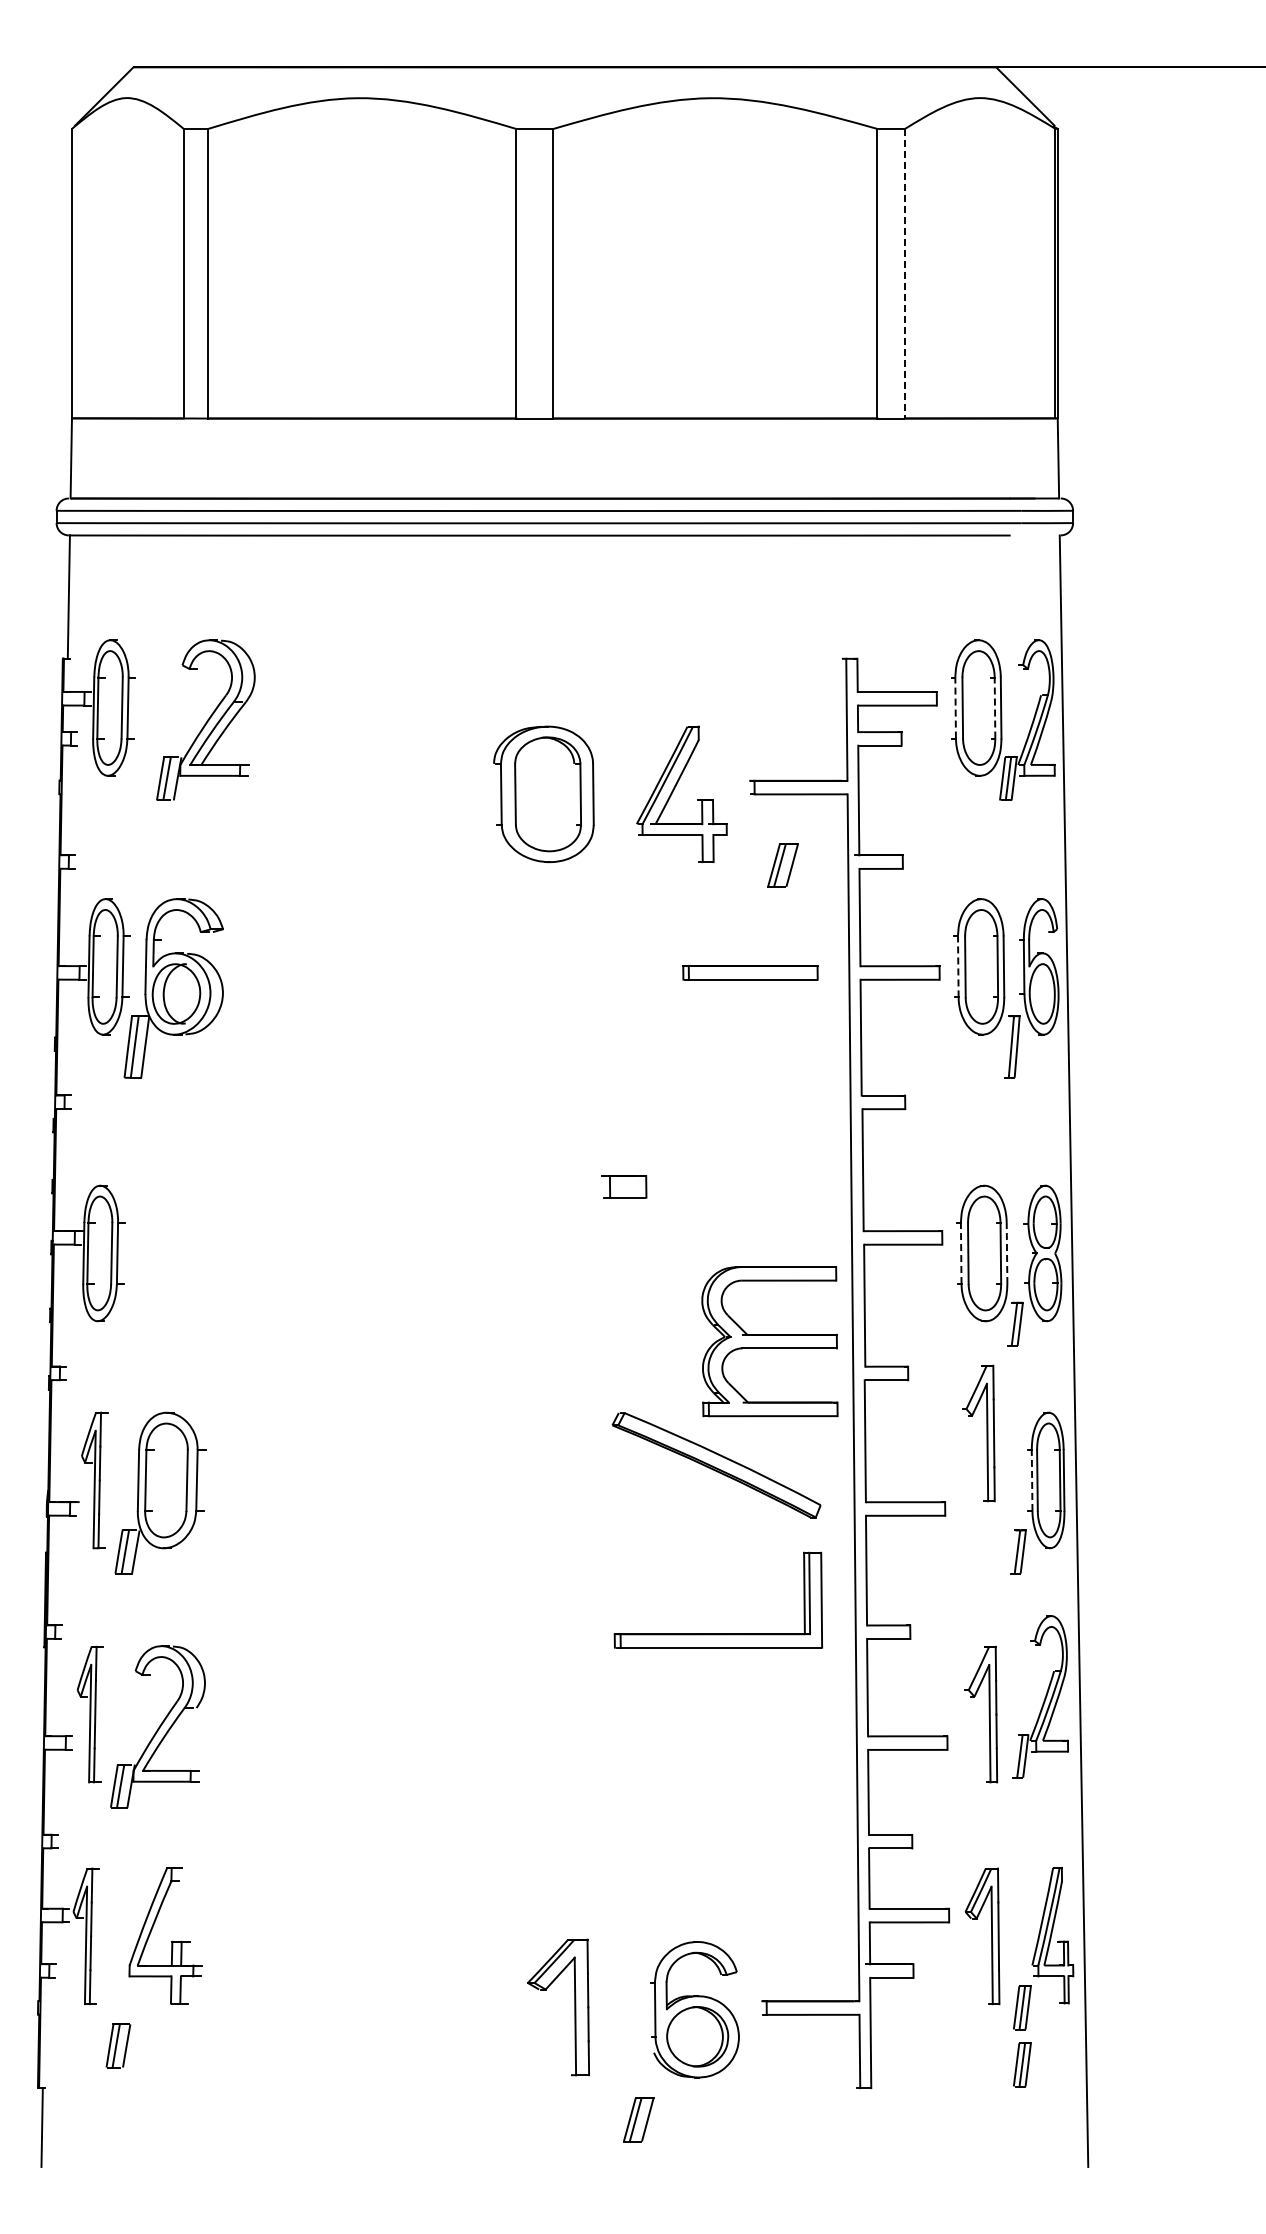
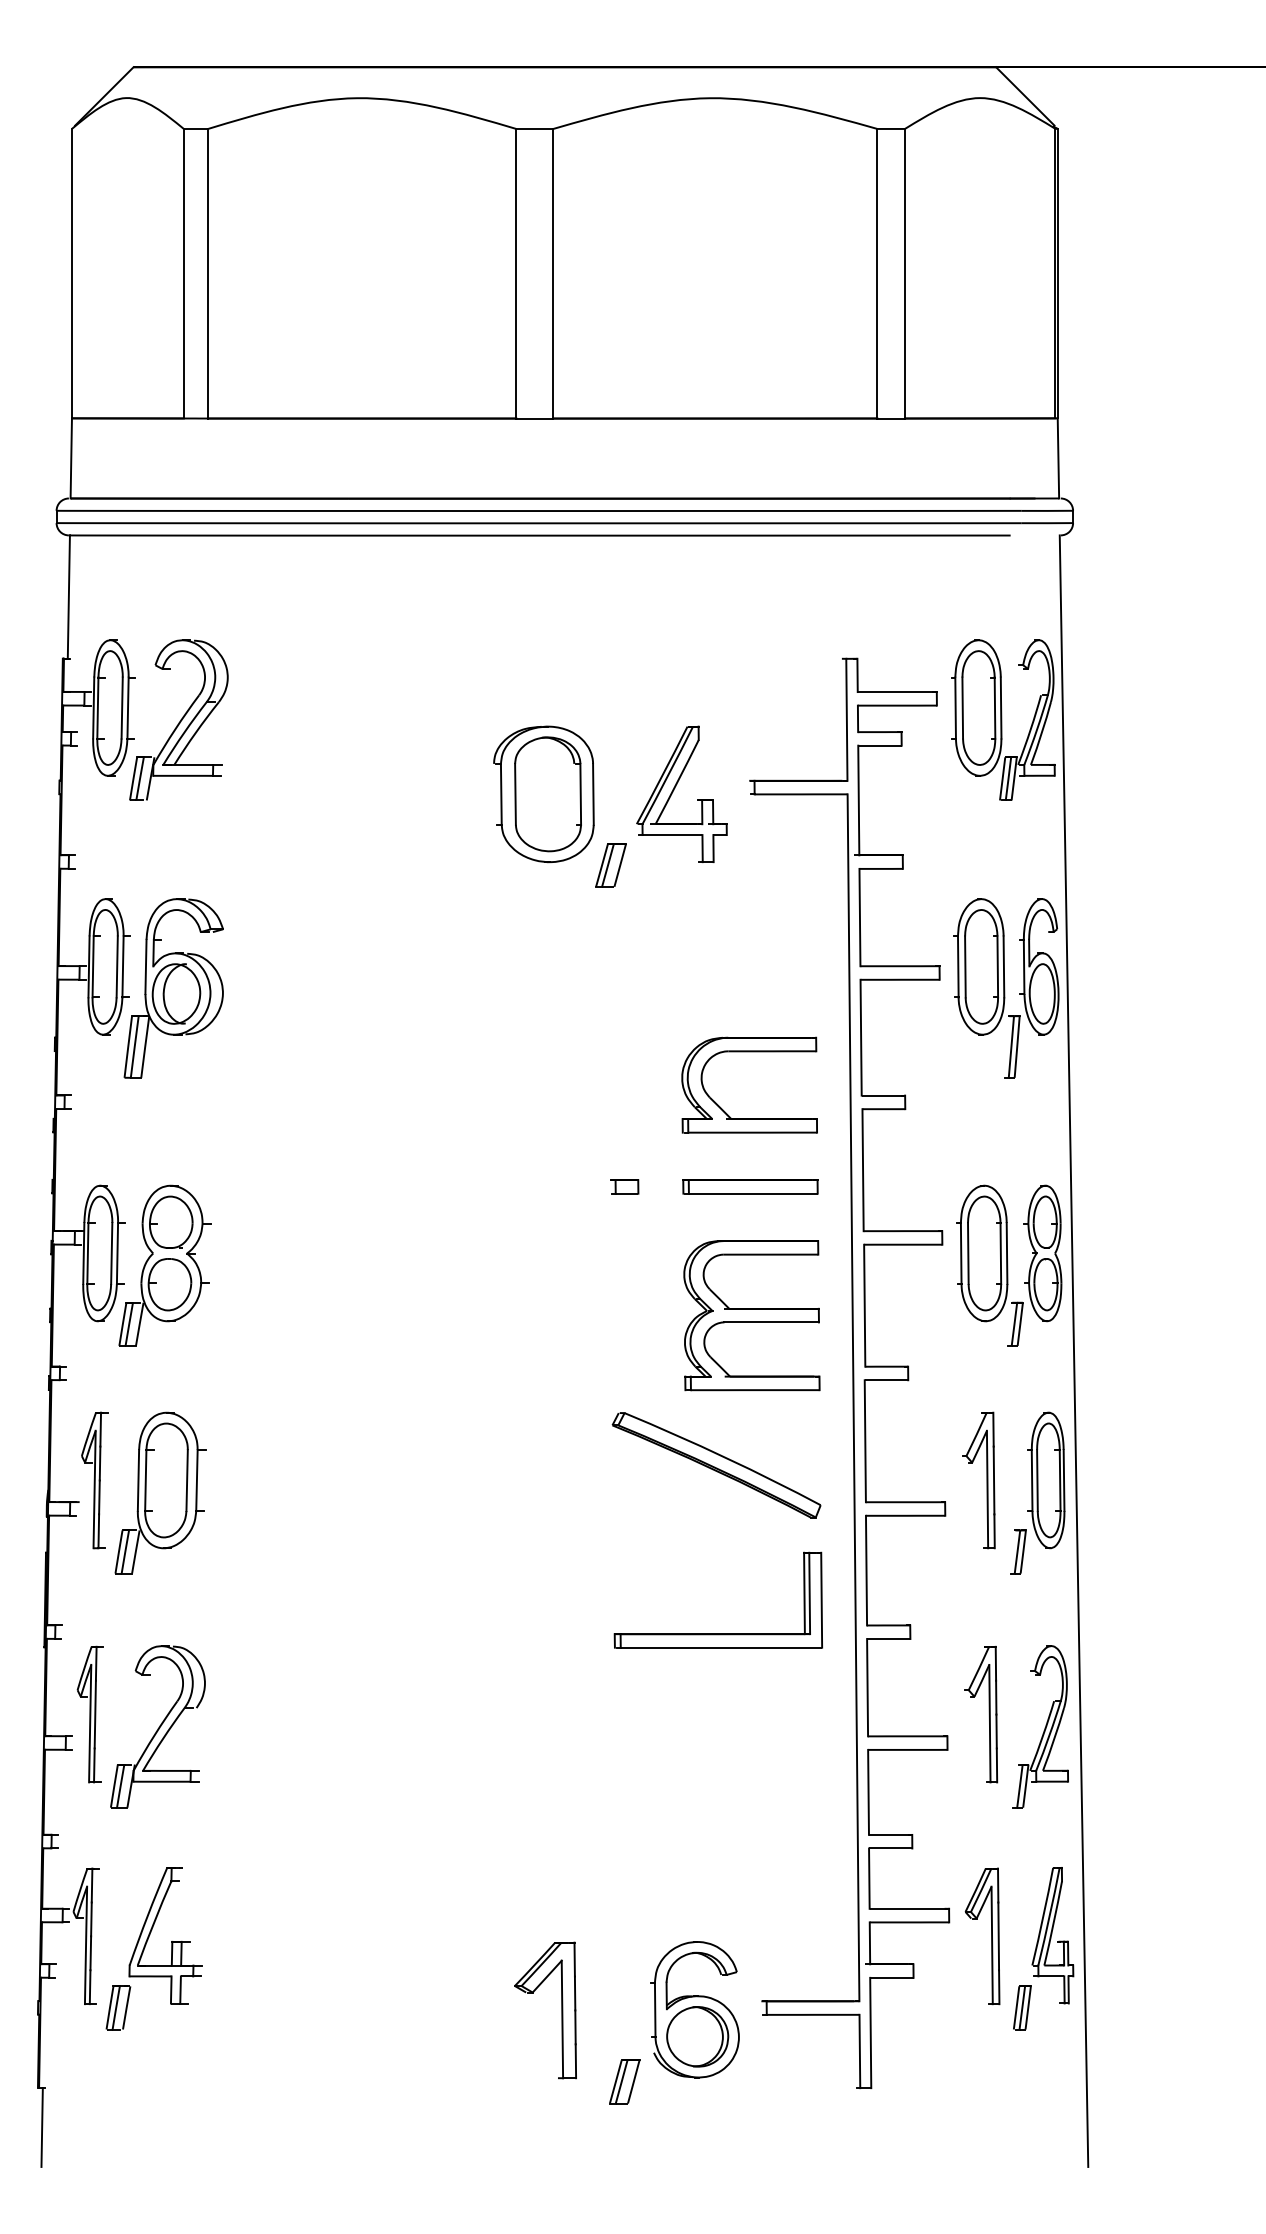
line: dashed -> solid (904, 273)
line: dashed -> solid (955, 707)
line: dashed -> solid (995, 707)
part position: (205, 719) -> (178, 719) (178, 719)
part position: (782, 865) -> (610, 865) (610, 865)
line: dashed -> solid (958, 966)
part position: (750, 972) -> (750, 1186) (750, 1186)
part: none -> present (749, 1052)
part size: 47x24 px -> 30x16 px (624, 1186)
line: dashed -> solid (961, 1253)
line: dashed -> solid (1007, 1253)
part: none -> present (164, 1265)
part position: (769, 1341) -> (751, 1315) (751, 1315)
part position: (986, 1433) -> (986, 1480) (986, 1480)
line: dashed -> solid (1032, 1479)
part position: (1040, 1696) -> (1040, 1726) (1040, 1726)
part position: (574, 2007) -> (561, 2010) (561, 2010)
part position: (118, 2045) -> (118, 2007) (118, 2007)
part: present -> none (1022, 2064)
part position: (638, 2119) -> (624, 2081) (624, 2081)
